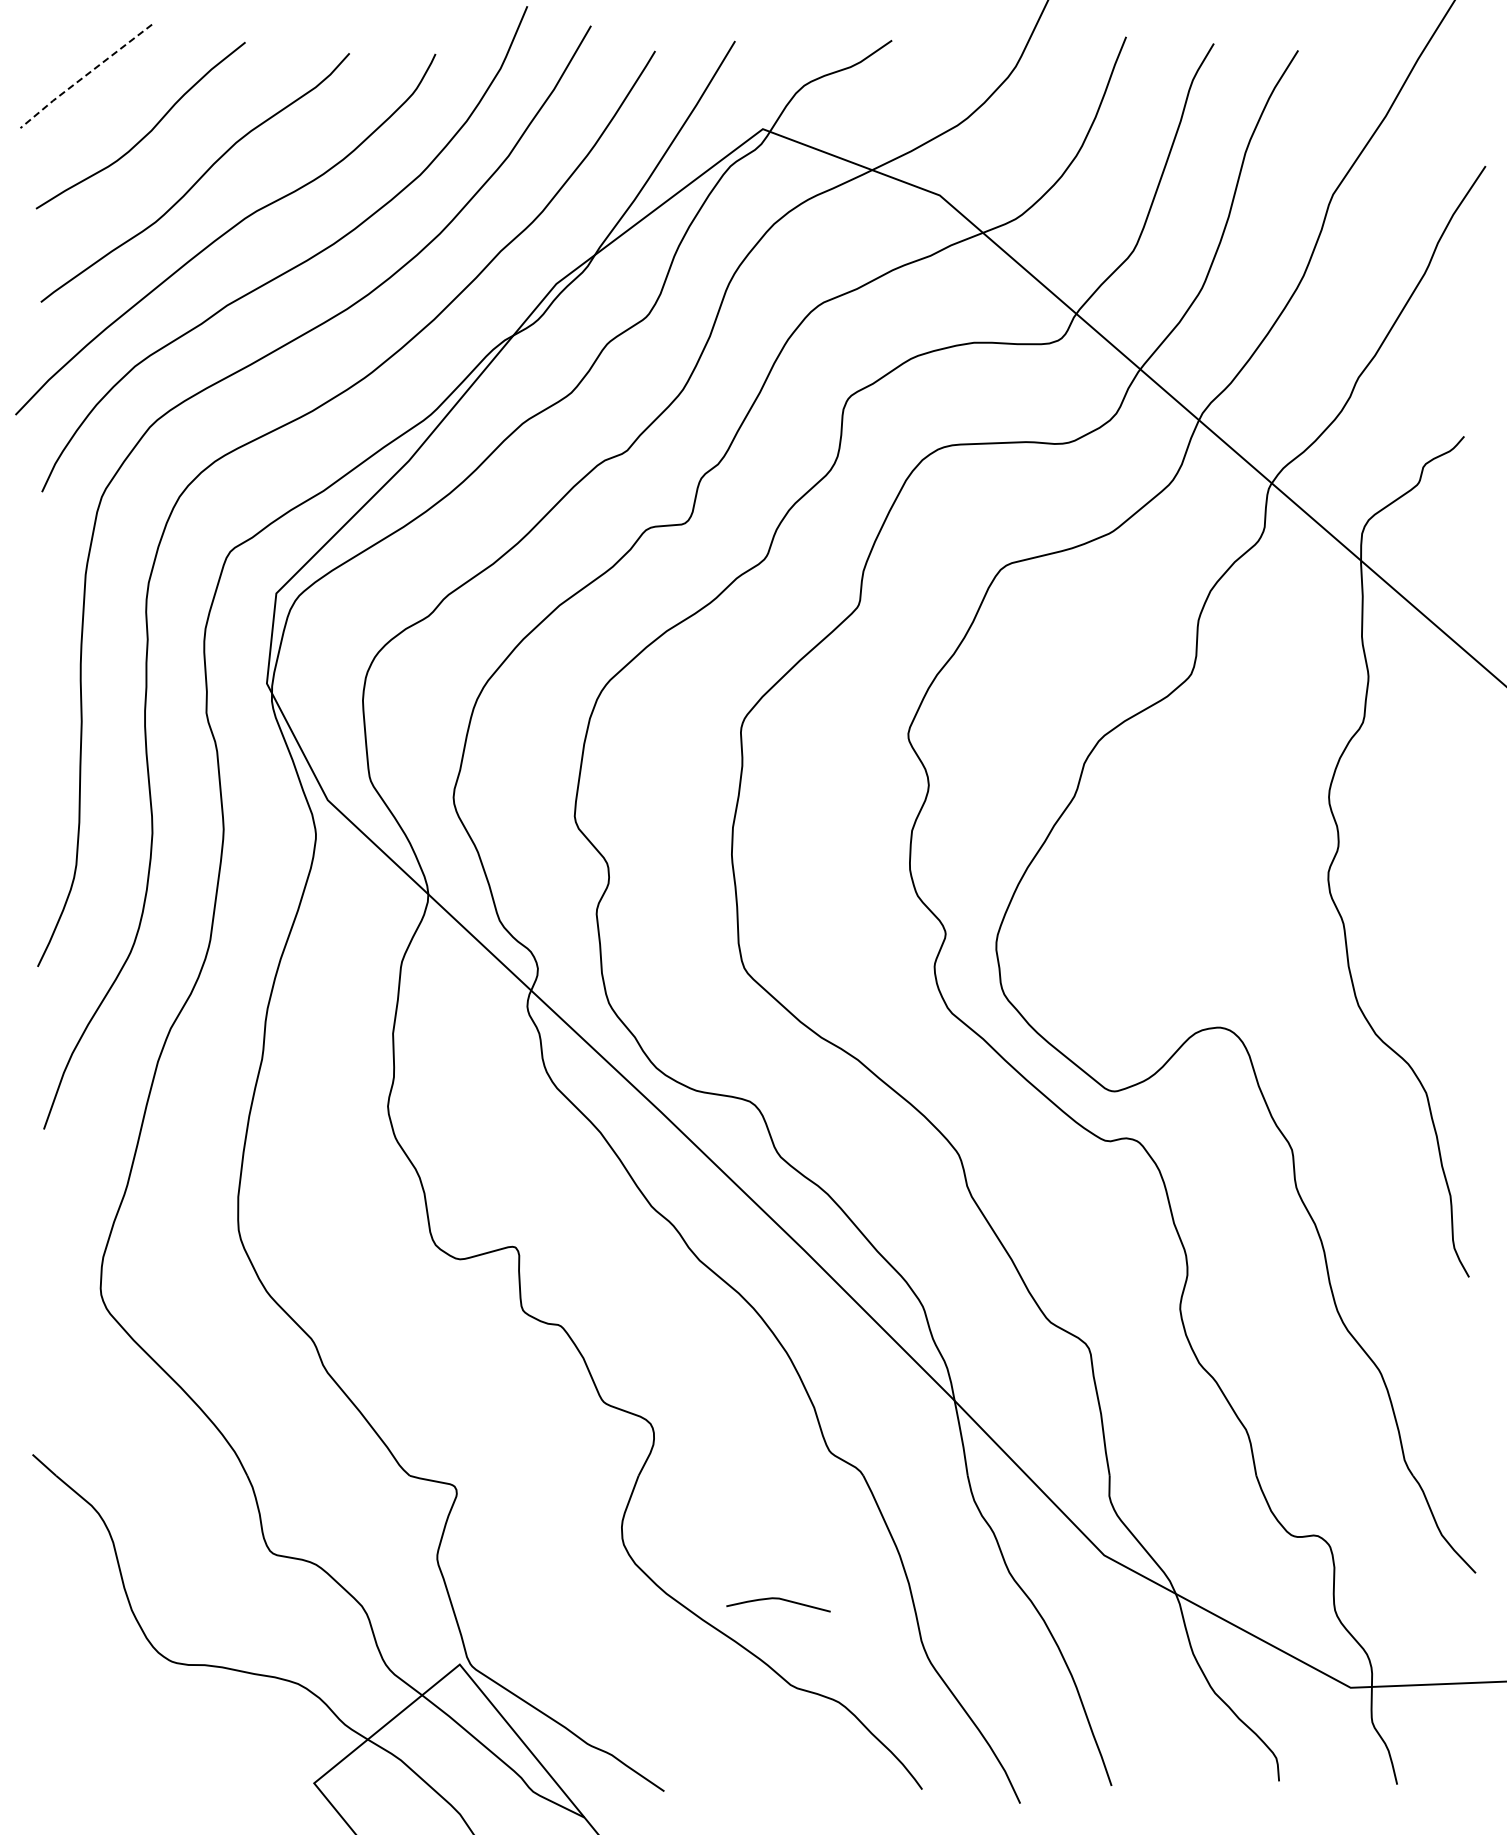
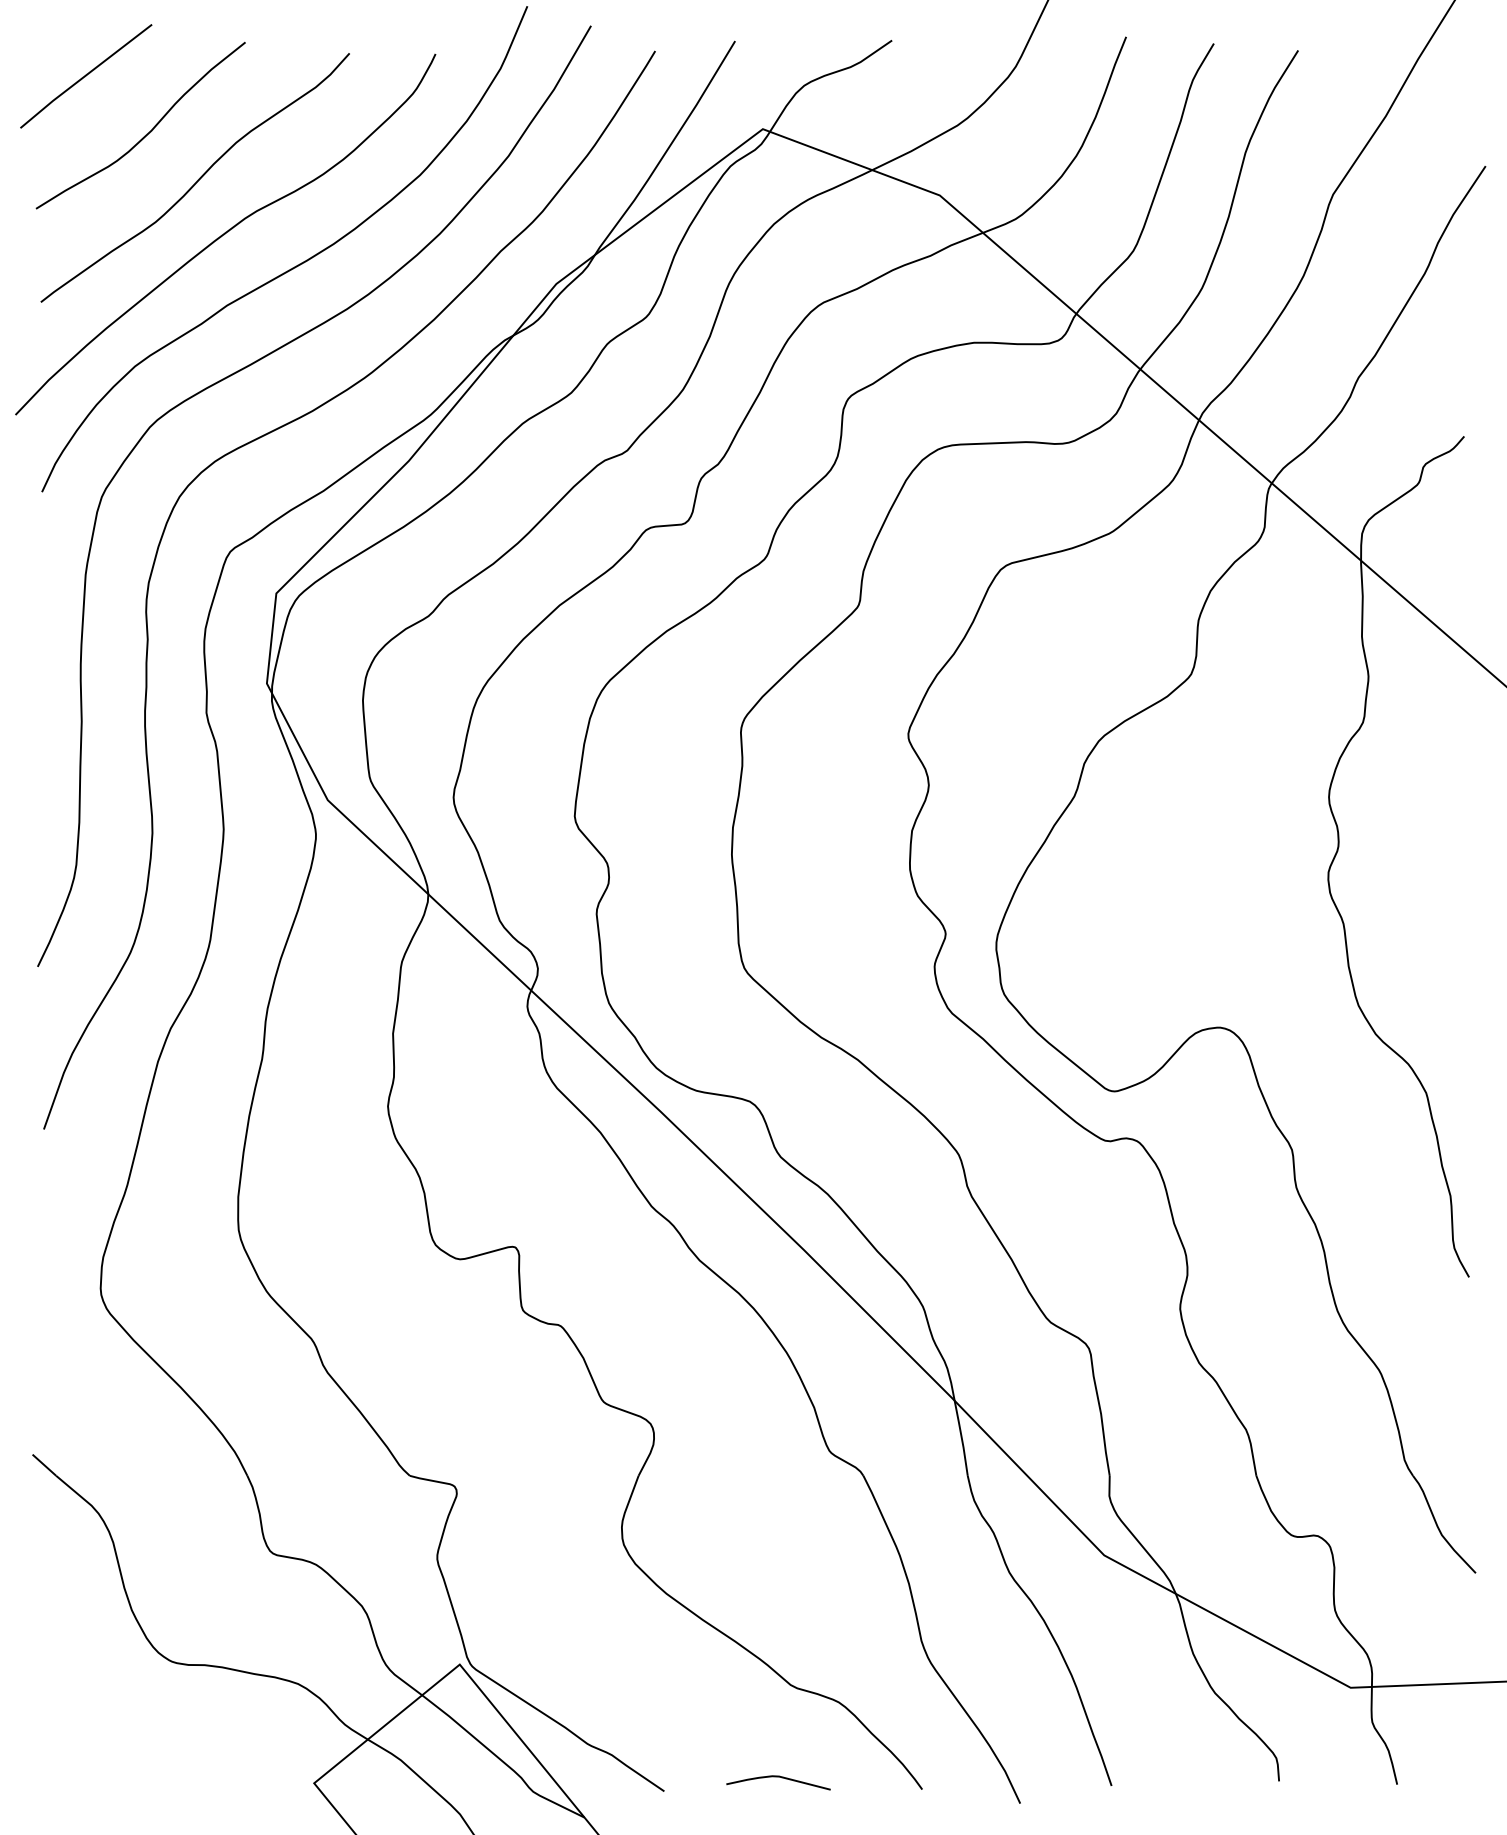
line: dashed -> solid (84, 76)
curve position: (778, 1599) -> (778, 1777) (778, 1777)
